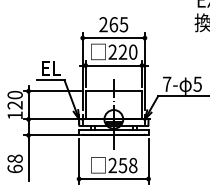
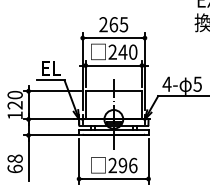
text: 220 -> 240 (122, 51)
text: 7- -> 4- (166, 83)
text: 258 -> 296 (127, 165)
